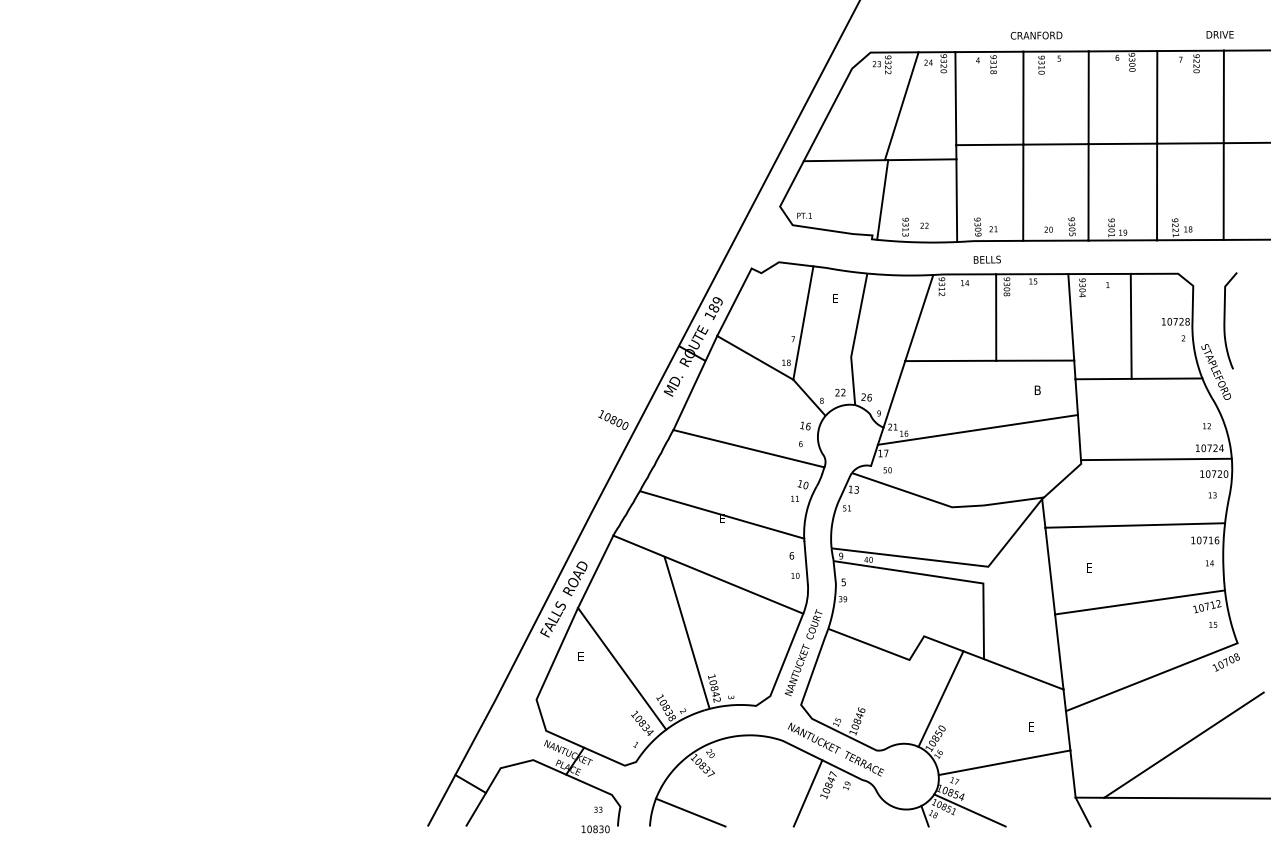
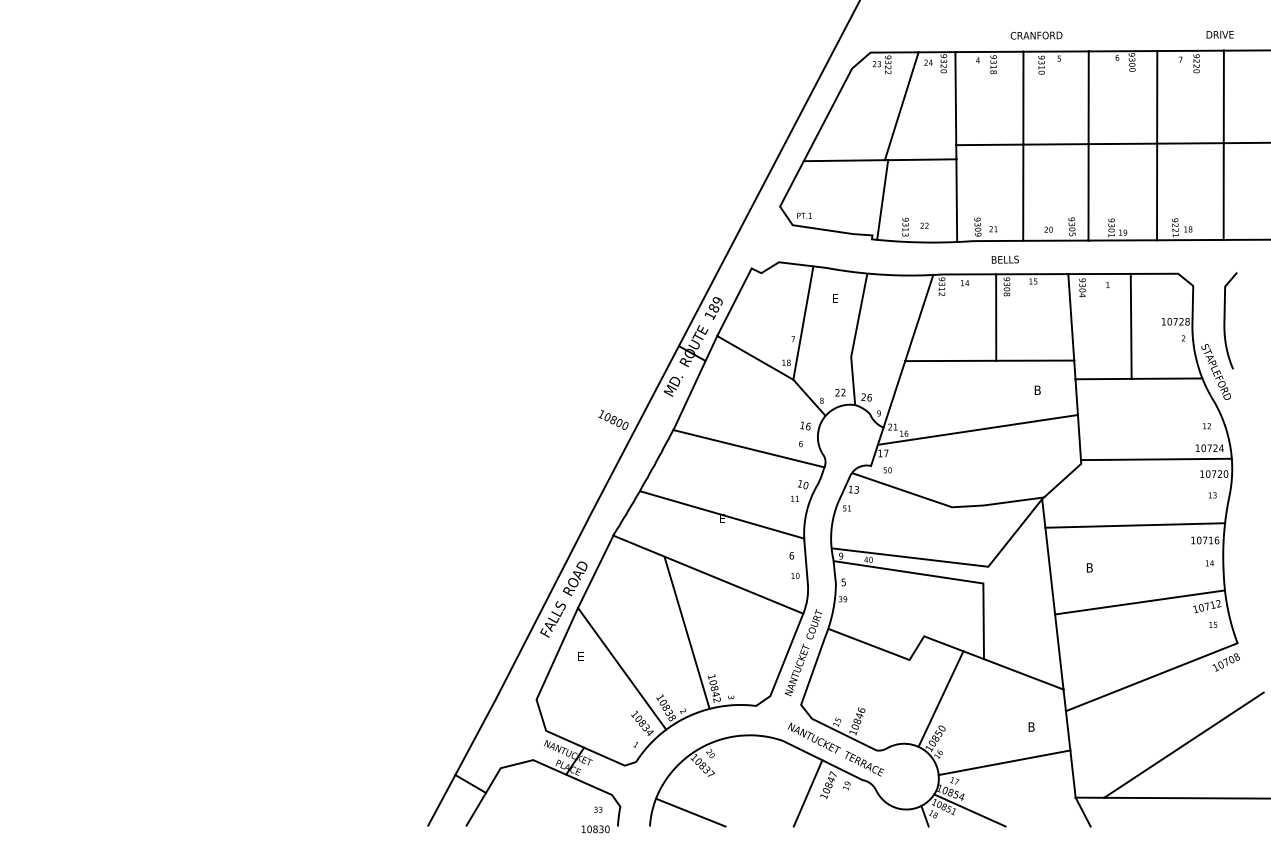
text position: (986, 259) -> (1004, 259) (1004, 259)
text: E -> B (1089, 567)
text: E -> B (1031, 726)
